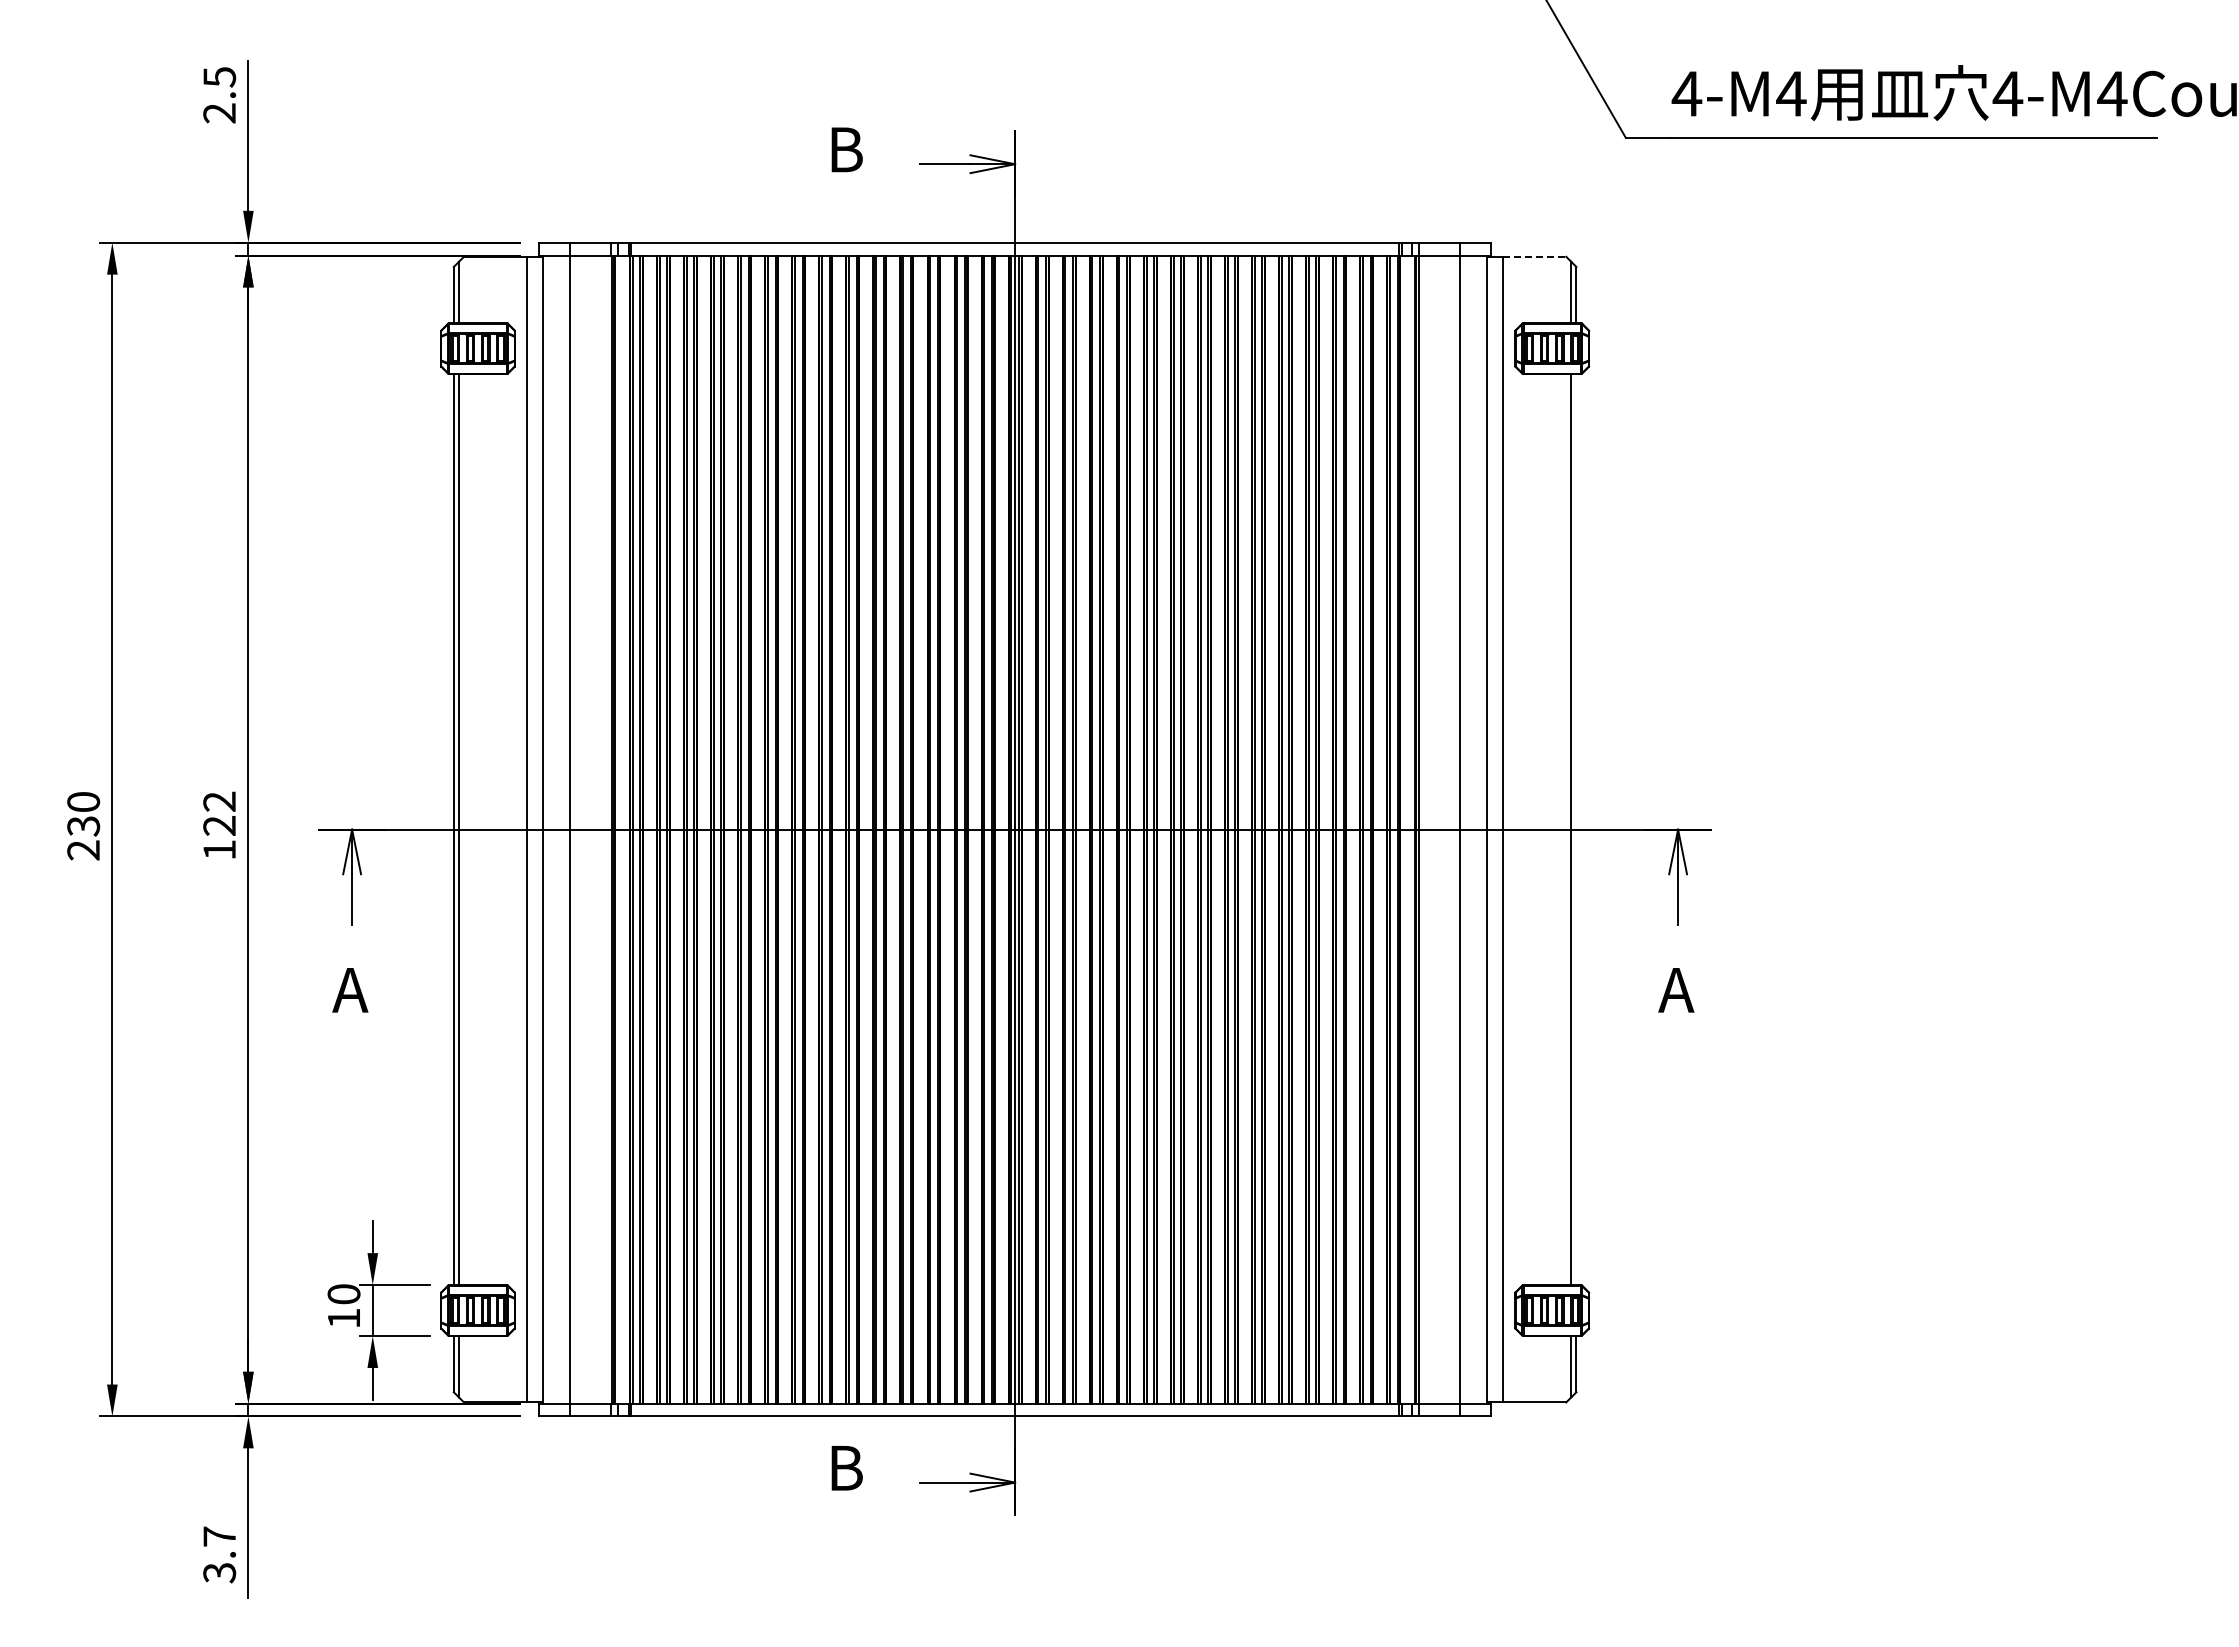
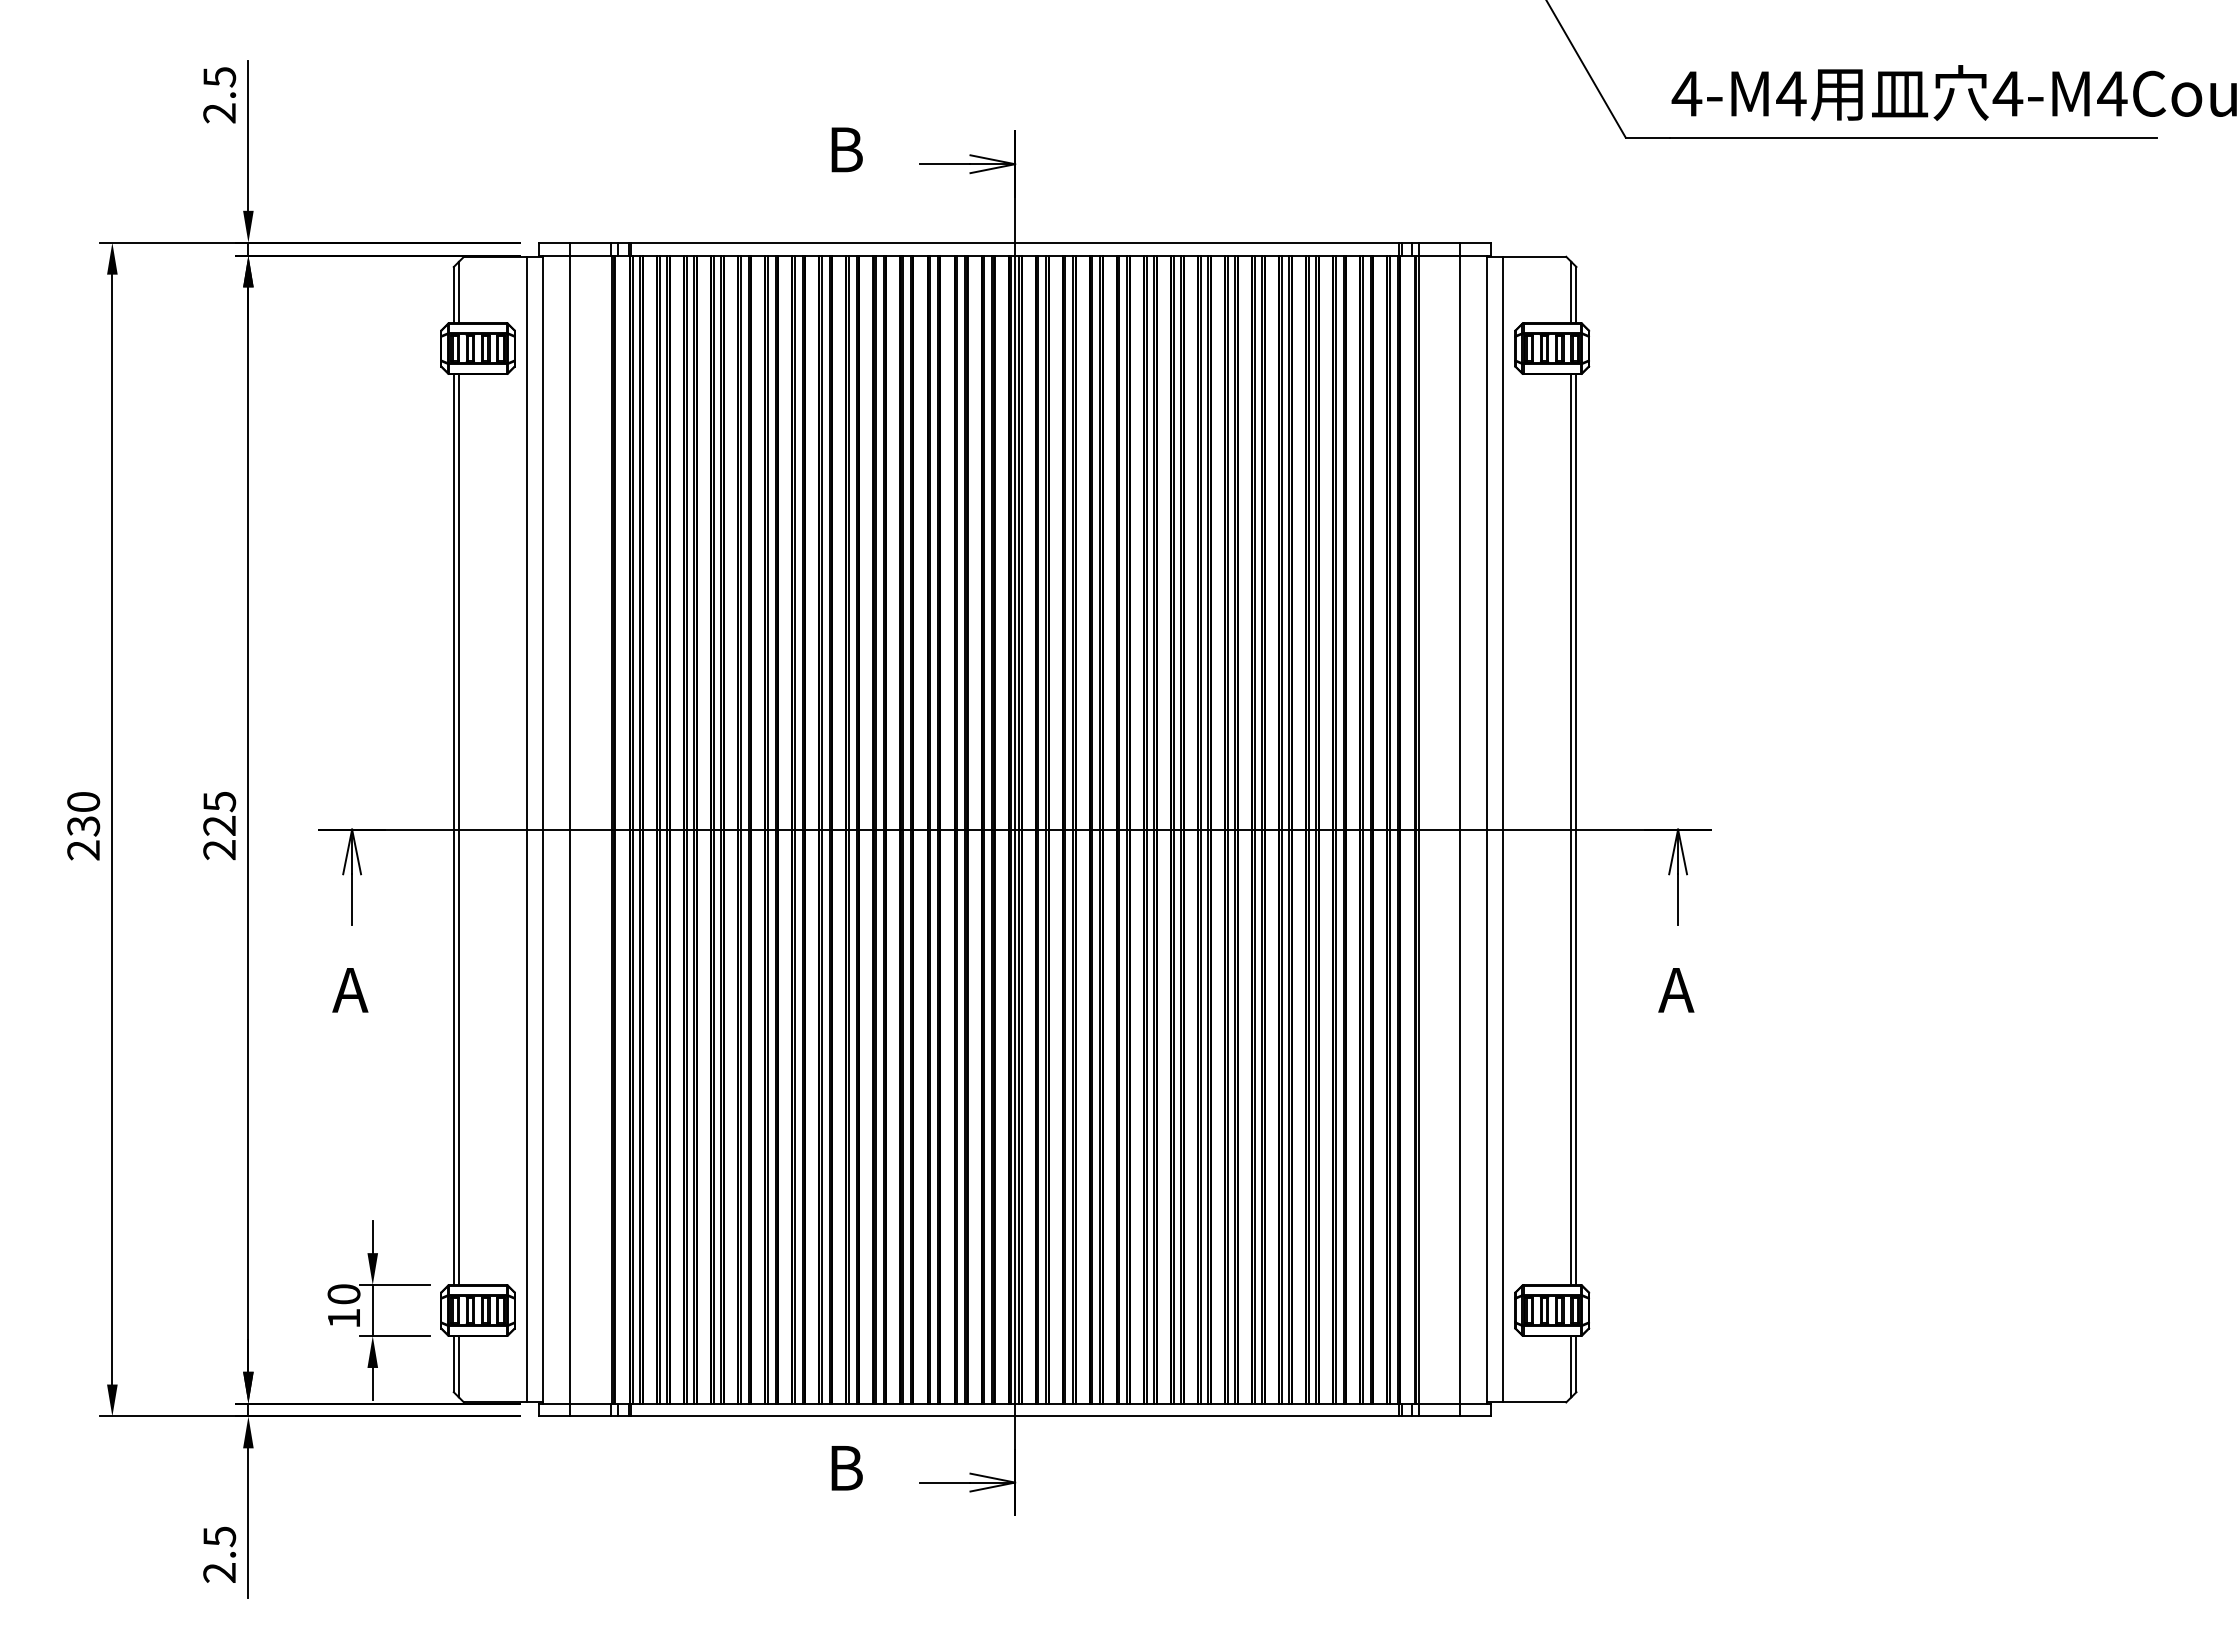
line: dashed -> solid (1535, 256)
text: 122 -> 225 (219, 825)
line: none -> present (1576, 829)
text: 3.7 -> 2.5 (219, 1554)
